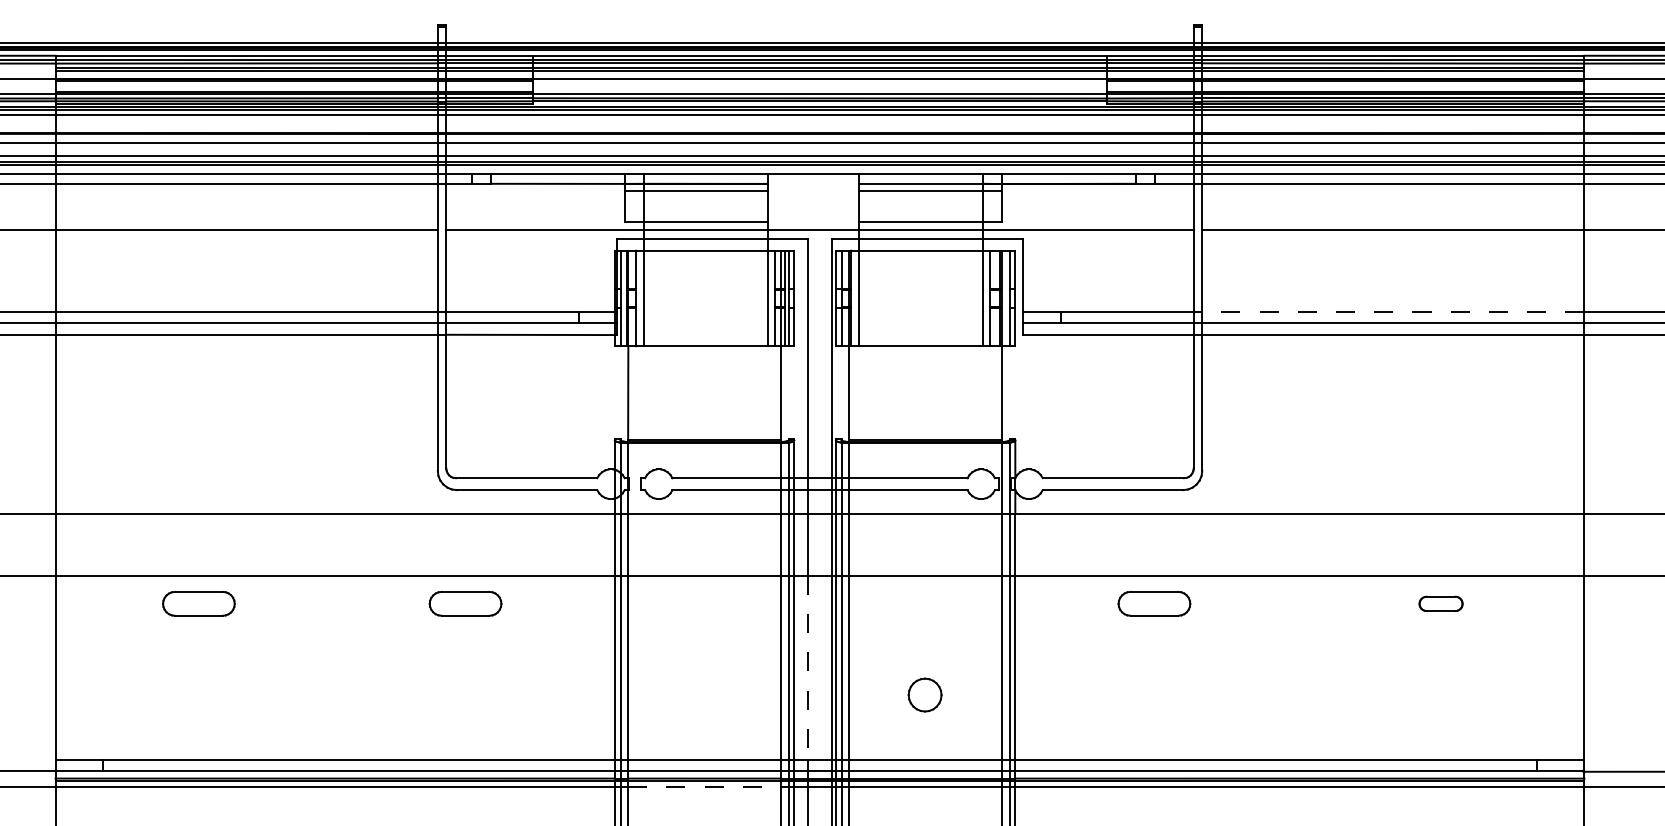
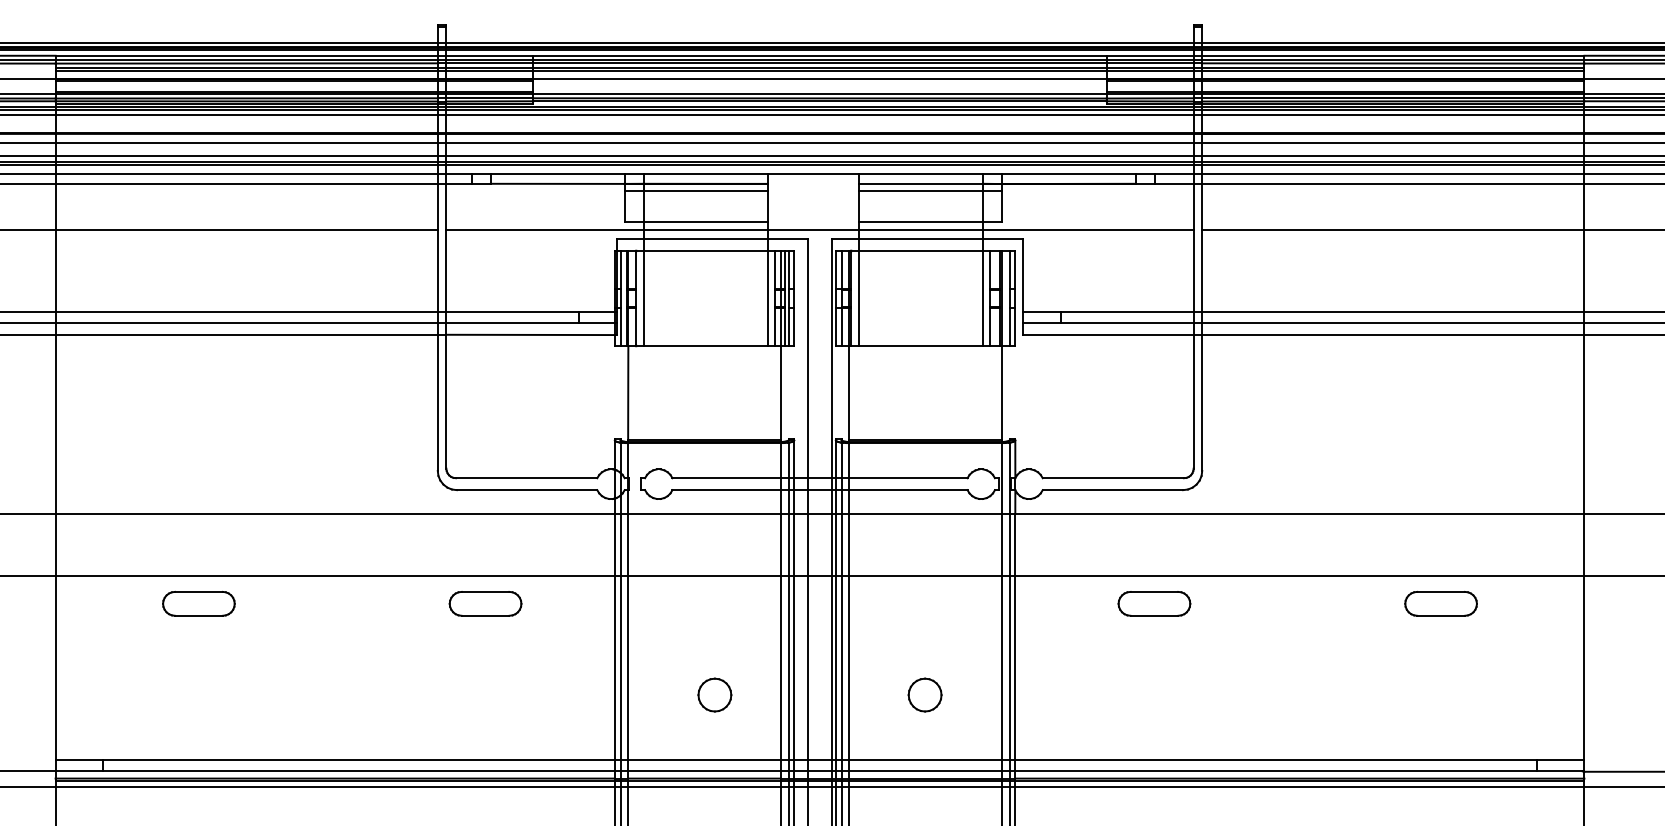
line: dashed -> solid (1392, 311)
part position: (465, 603) -> (485, 603) (485, 603)
part size: 46x17 px -> 74x26 px (1440, 603)
line: dashed -> solid (808, 667)
part: none -> present (714, 694)
line: dashed -> solid (705, 786)
